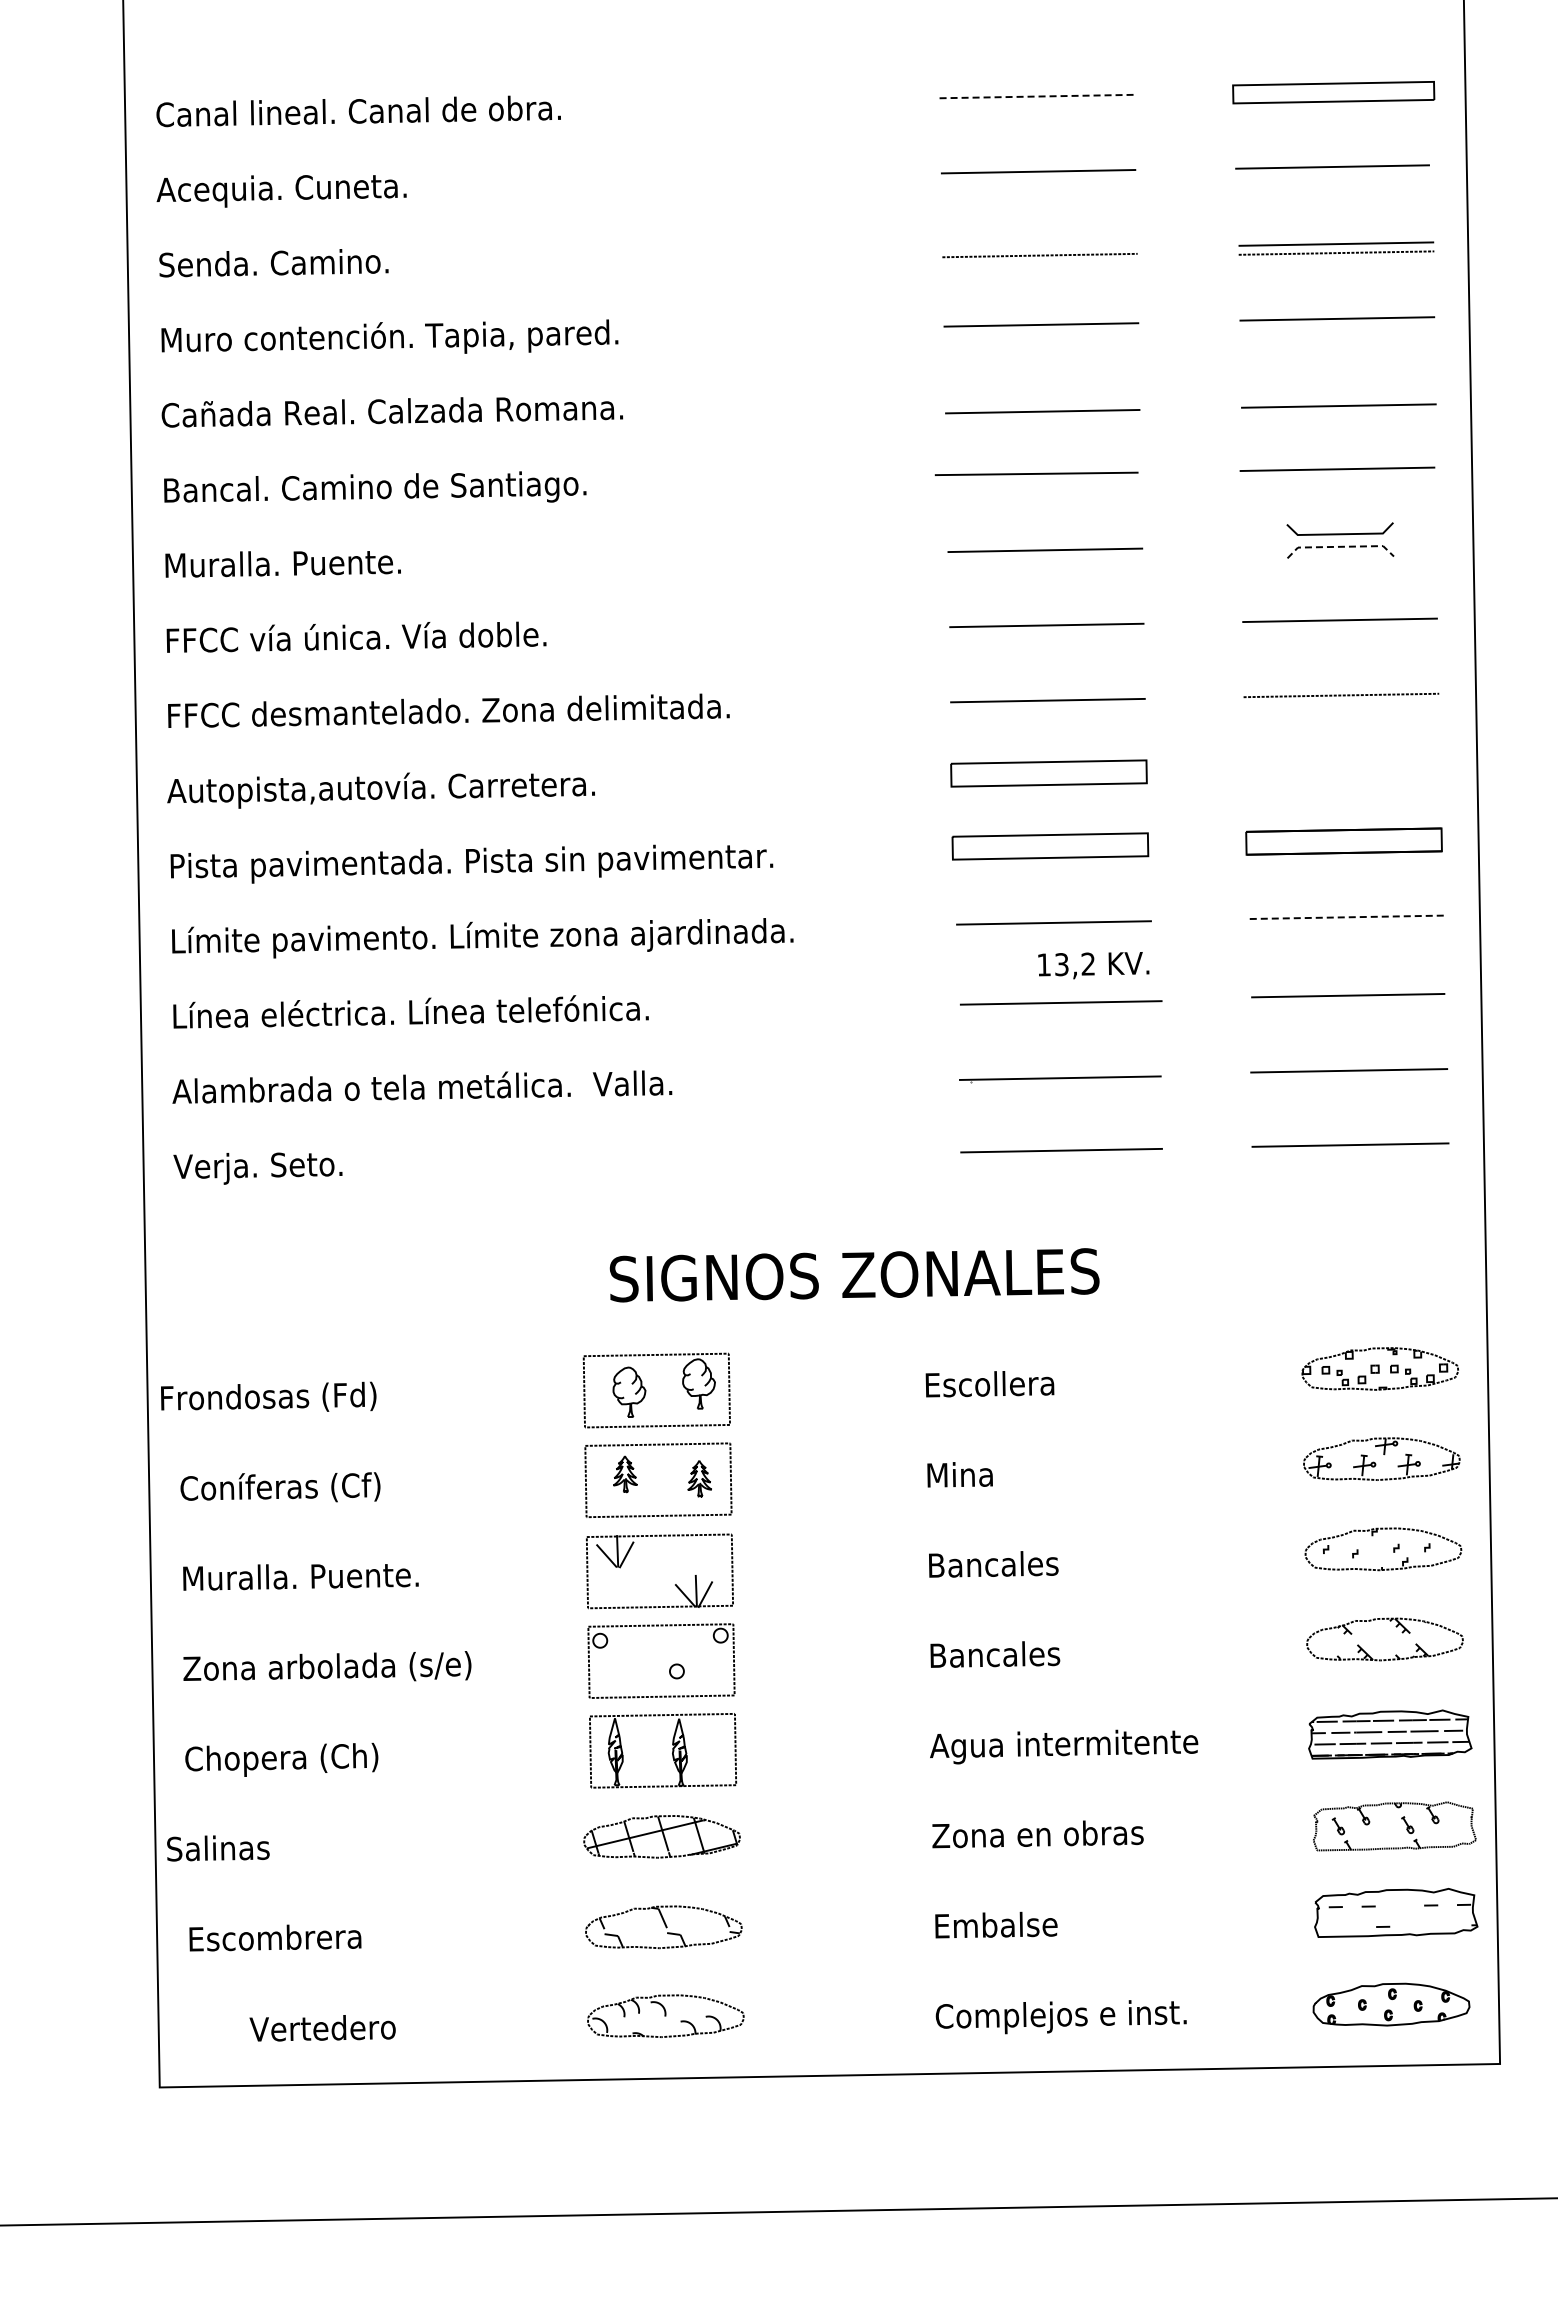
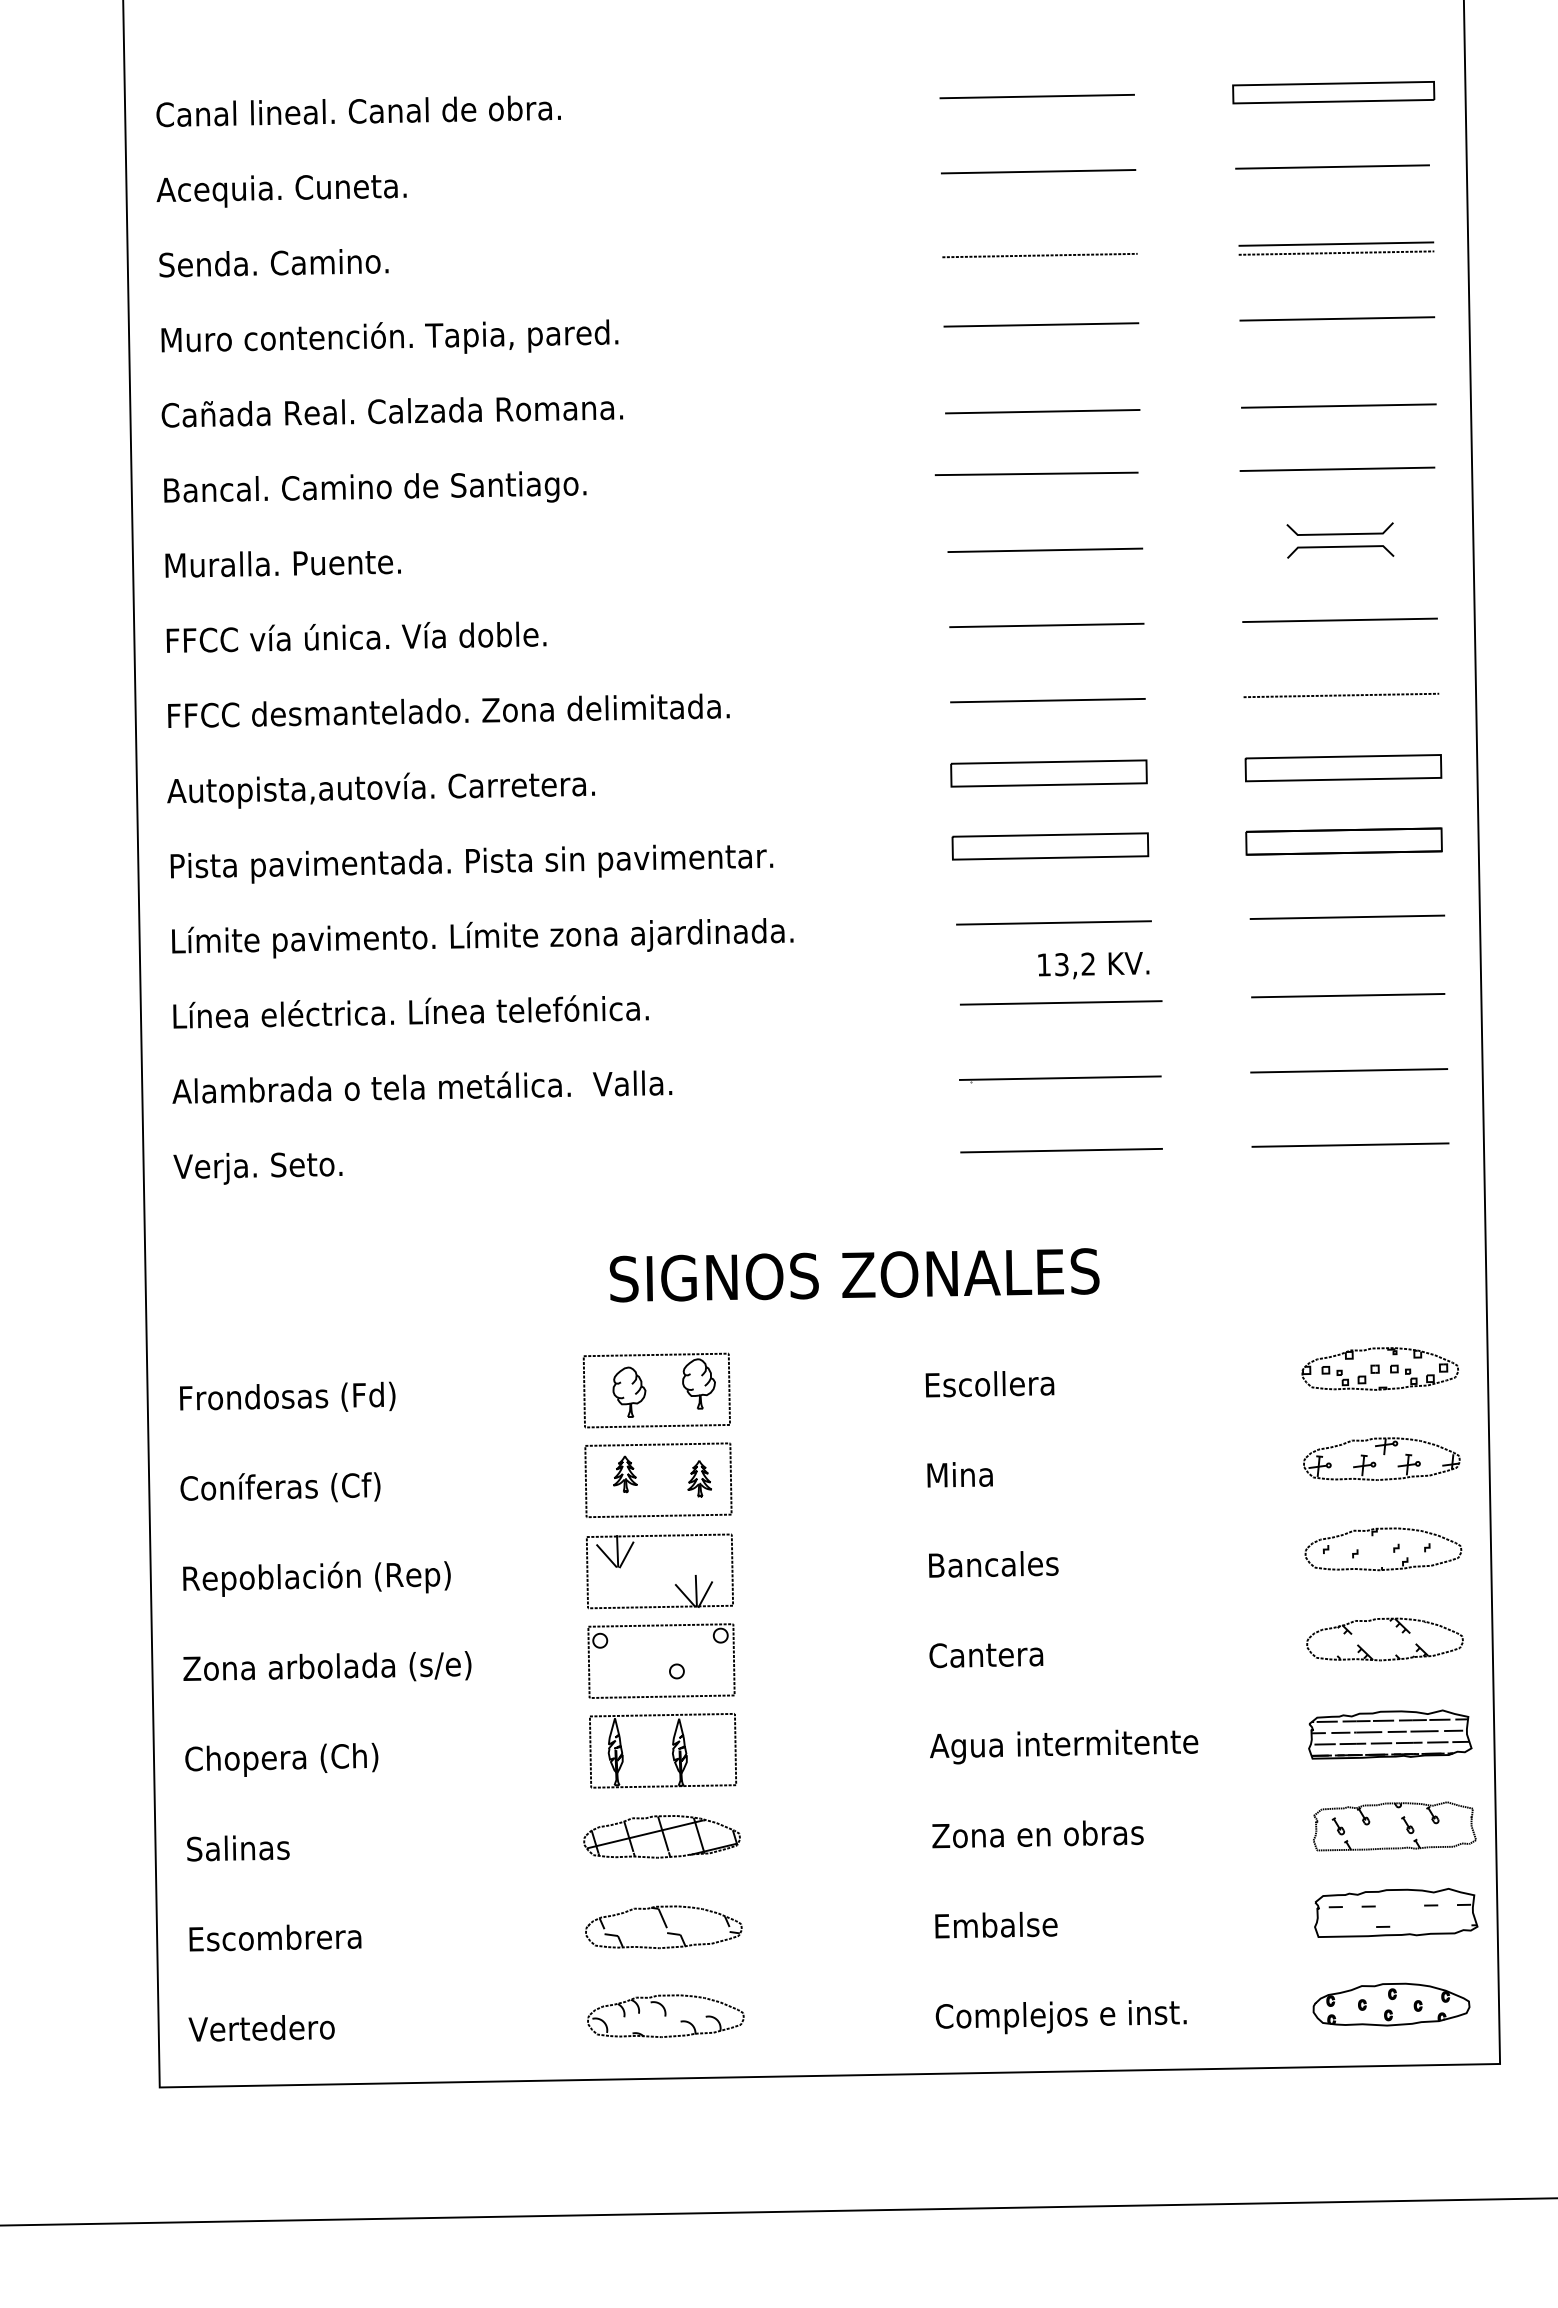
line: dashed -> solid (1037, 96)
line: dashed -> solid (1340, 546)
part: none -> present (1343, 768)
line: dashed -> solid (1347, 917)
text position: (268, 1396) -> (287, 1396) (287, 1396)
text: Muralla. Puente. -> Repoblación (Rep) (318, 1578)
text: Bancales -> Cantera (994, 1654)
text position: (218, 1848) -> (238, 1848) (238, 1848)
text position: (322, 2028) -> (261, 2028) (261, 2028)
